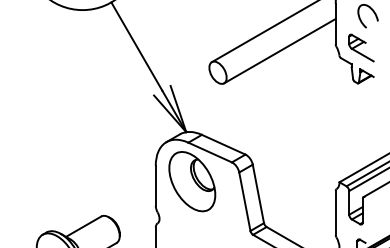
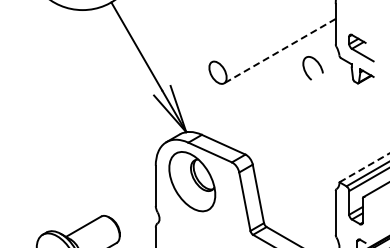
curve position: (361, 19) -> (306, 71) (306, 71)
line: present -> none (263, 32)
line: solid -> dashed (279, 51)
line: solid -> dashed (364, 167)
